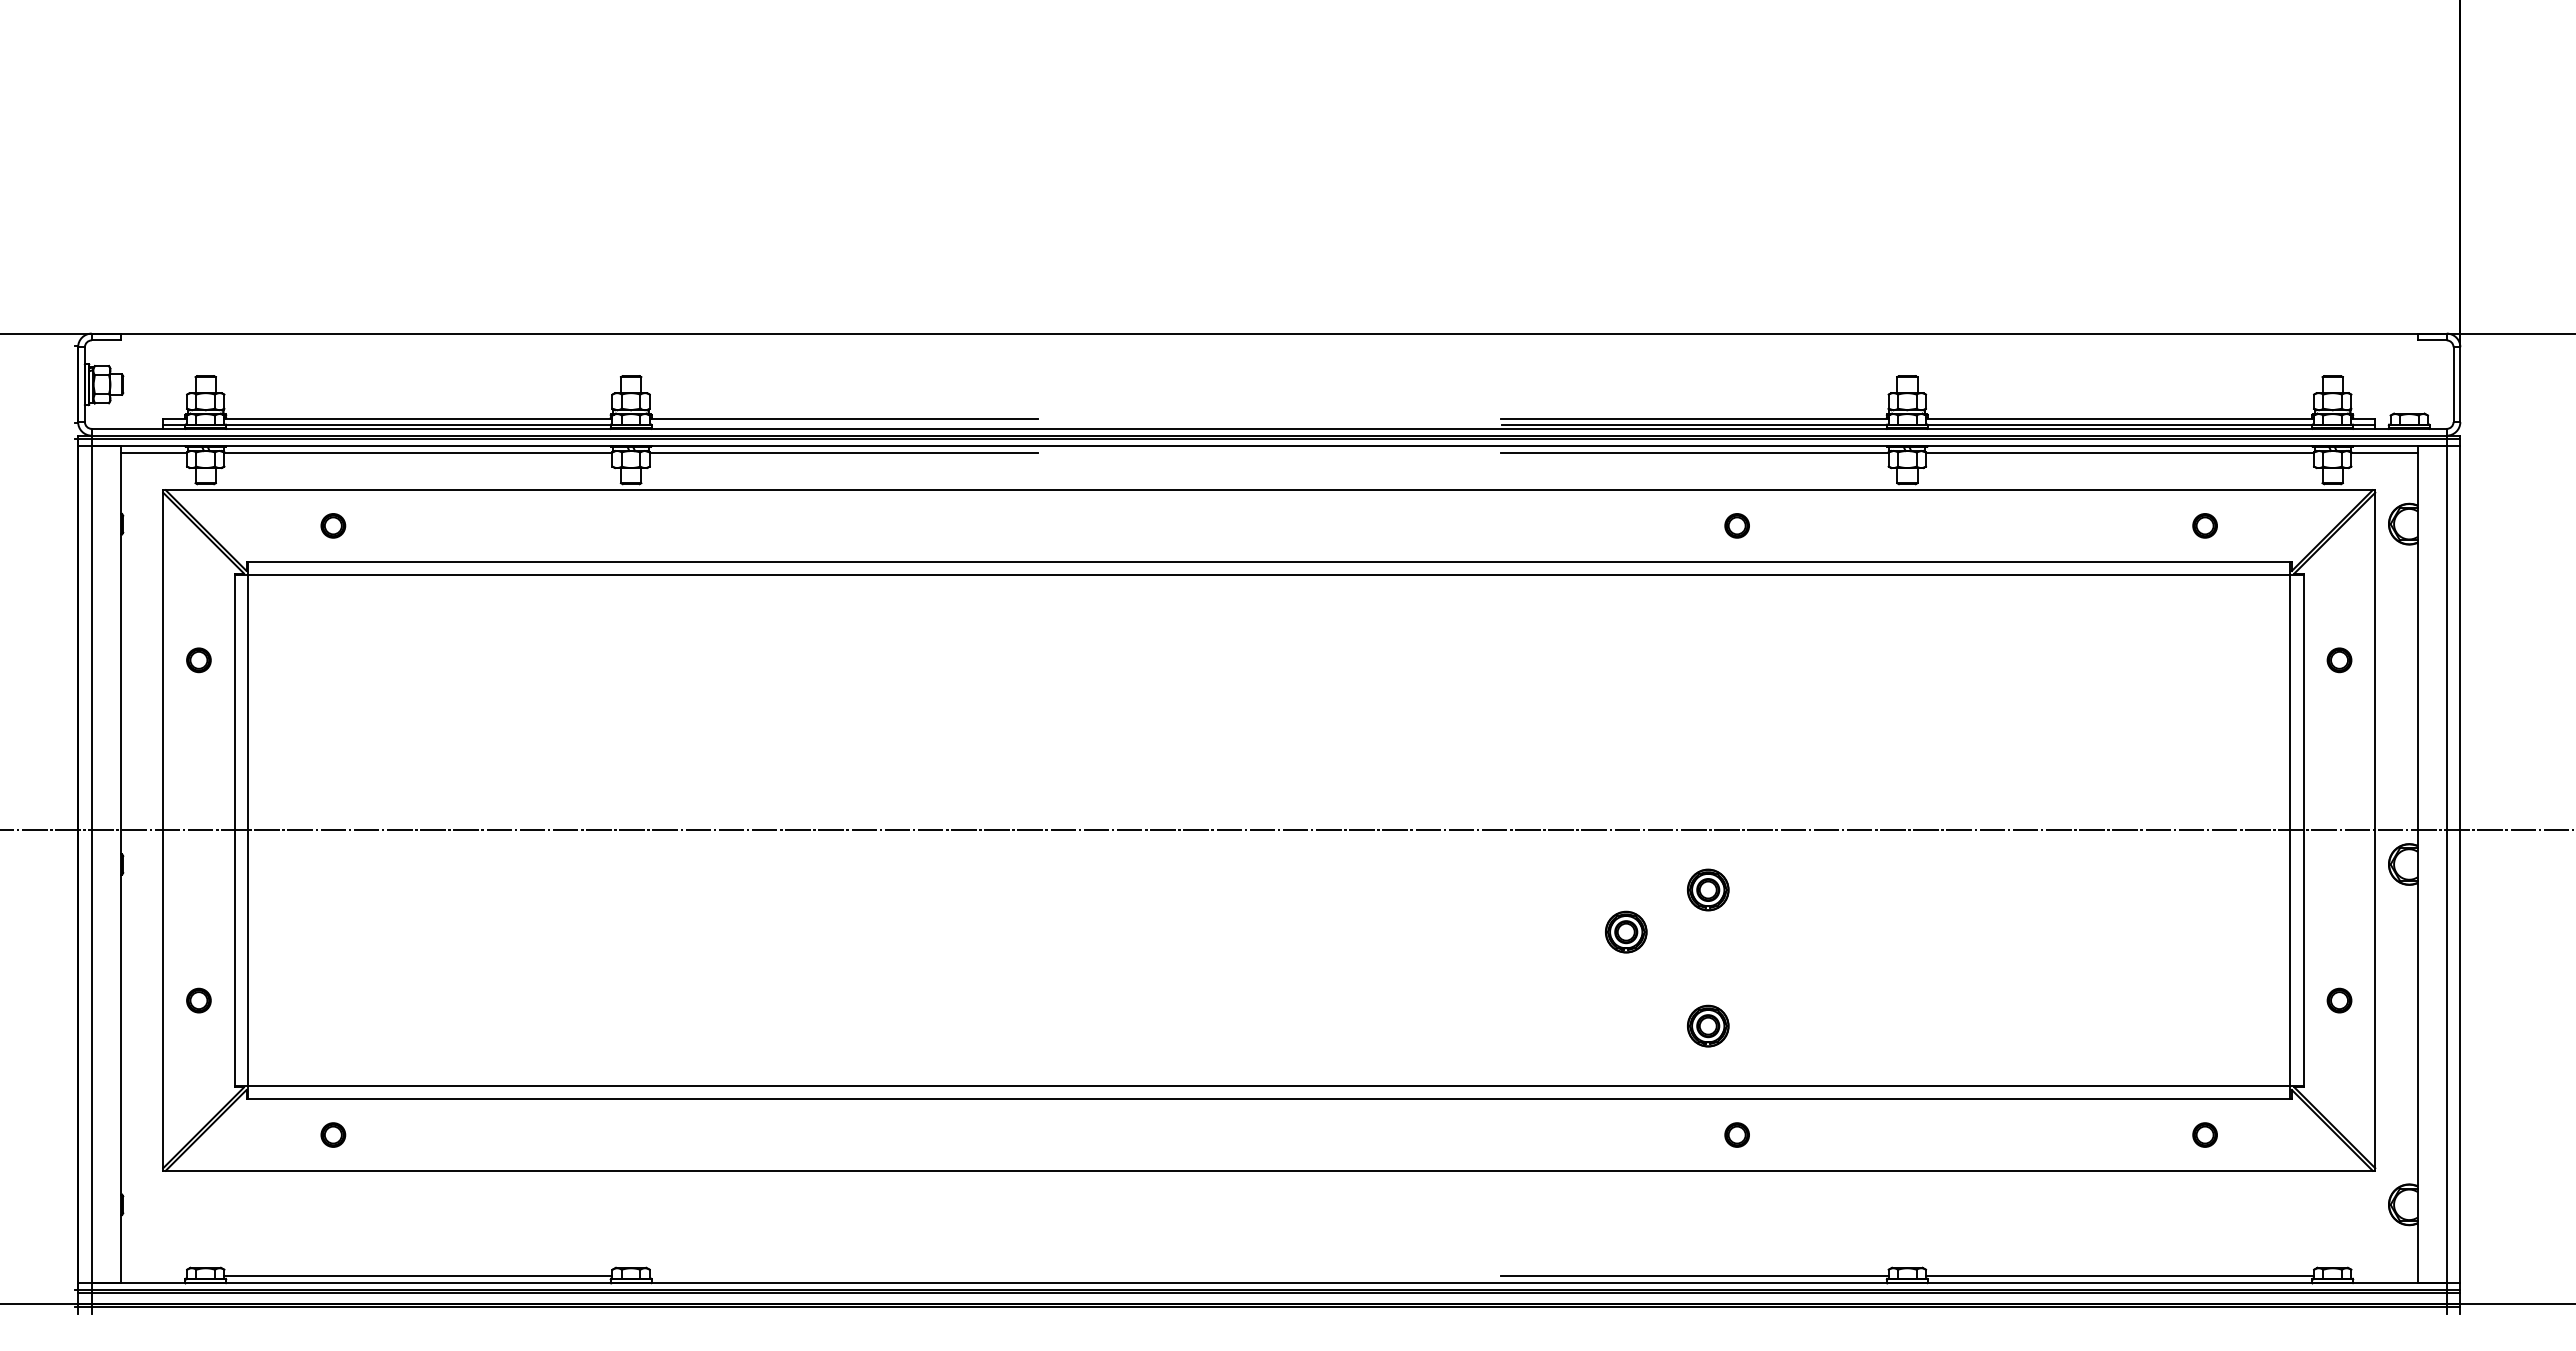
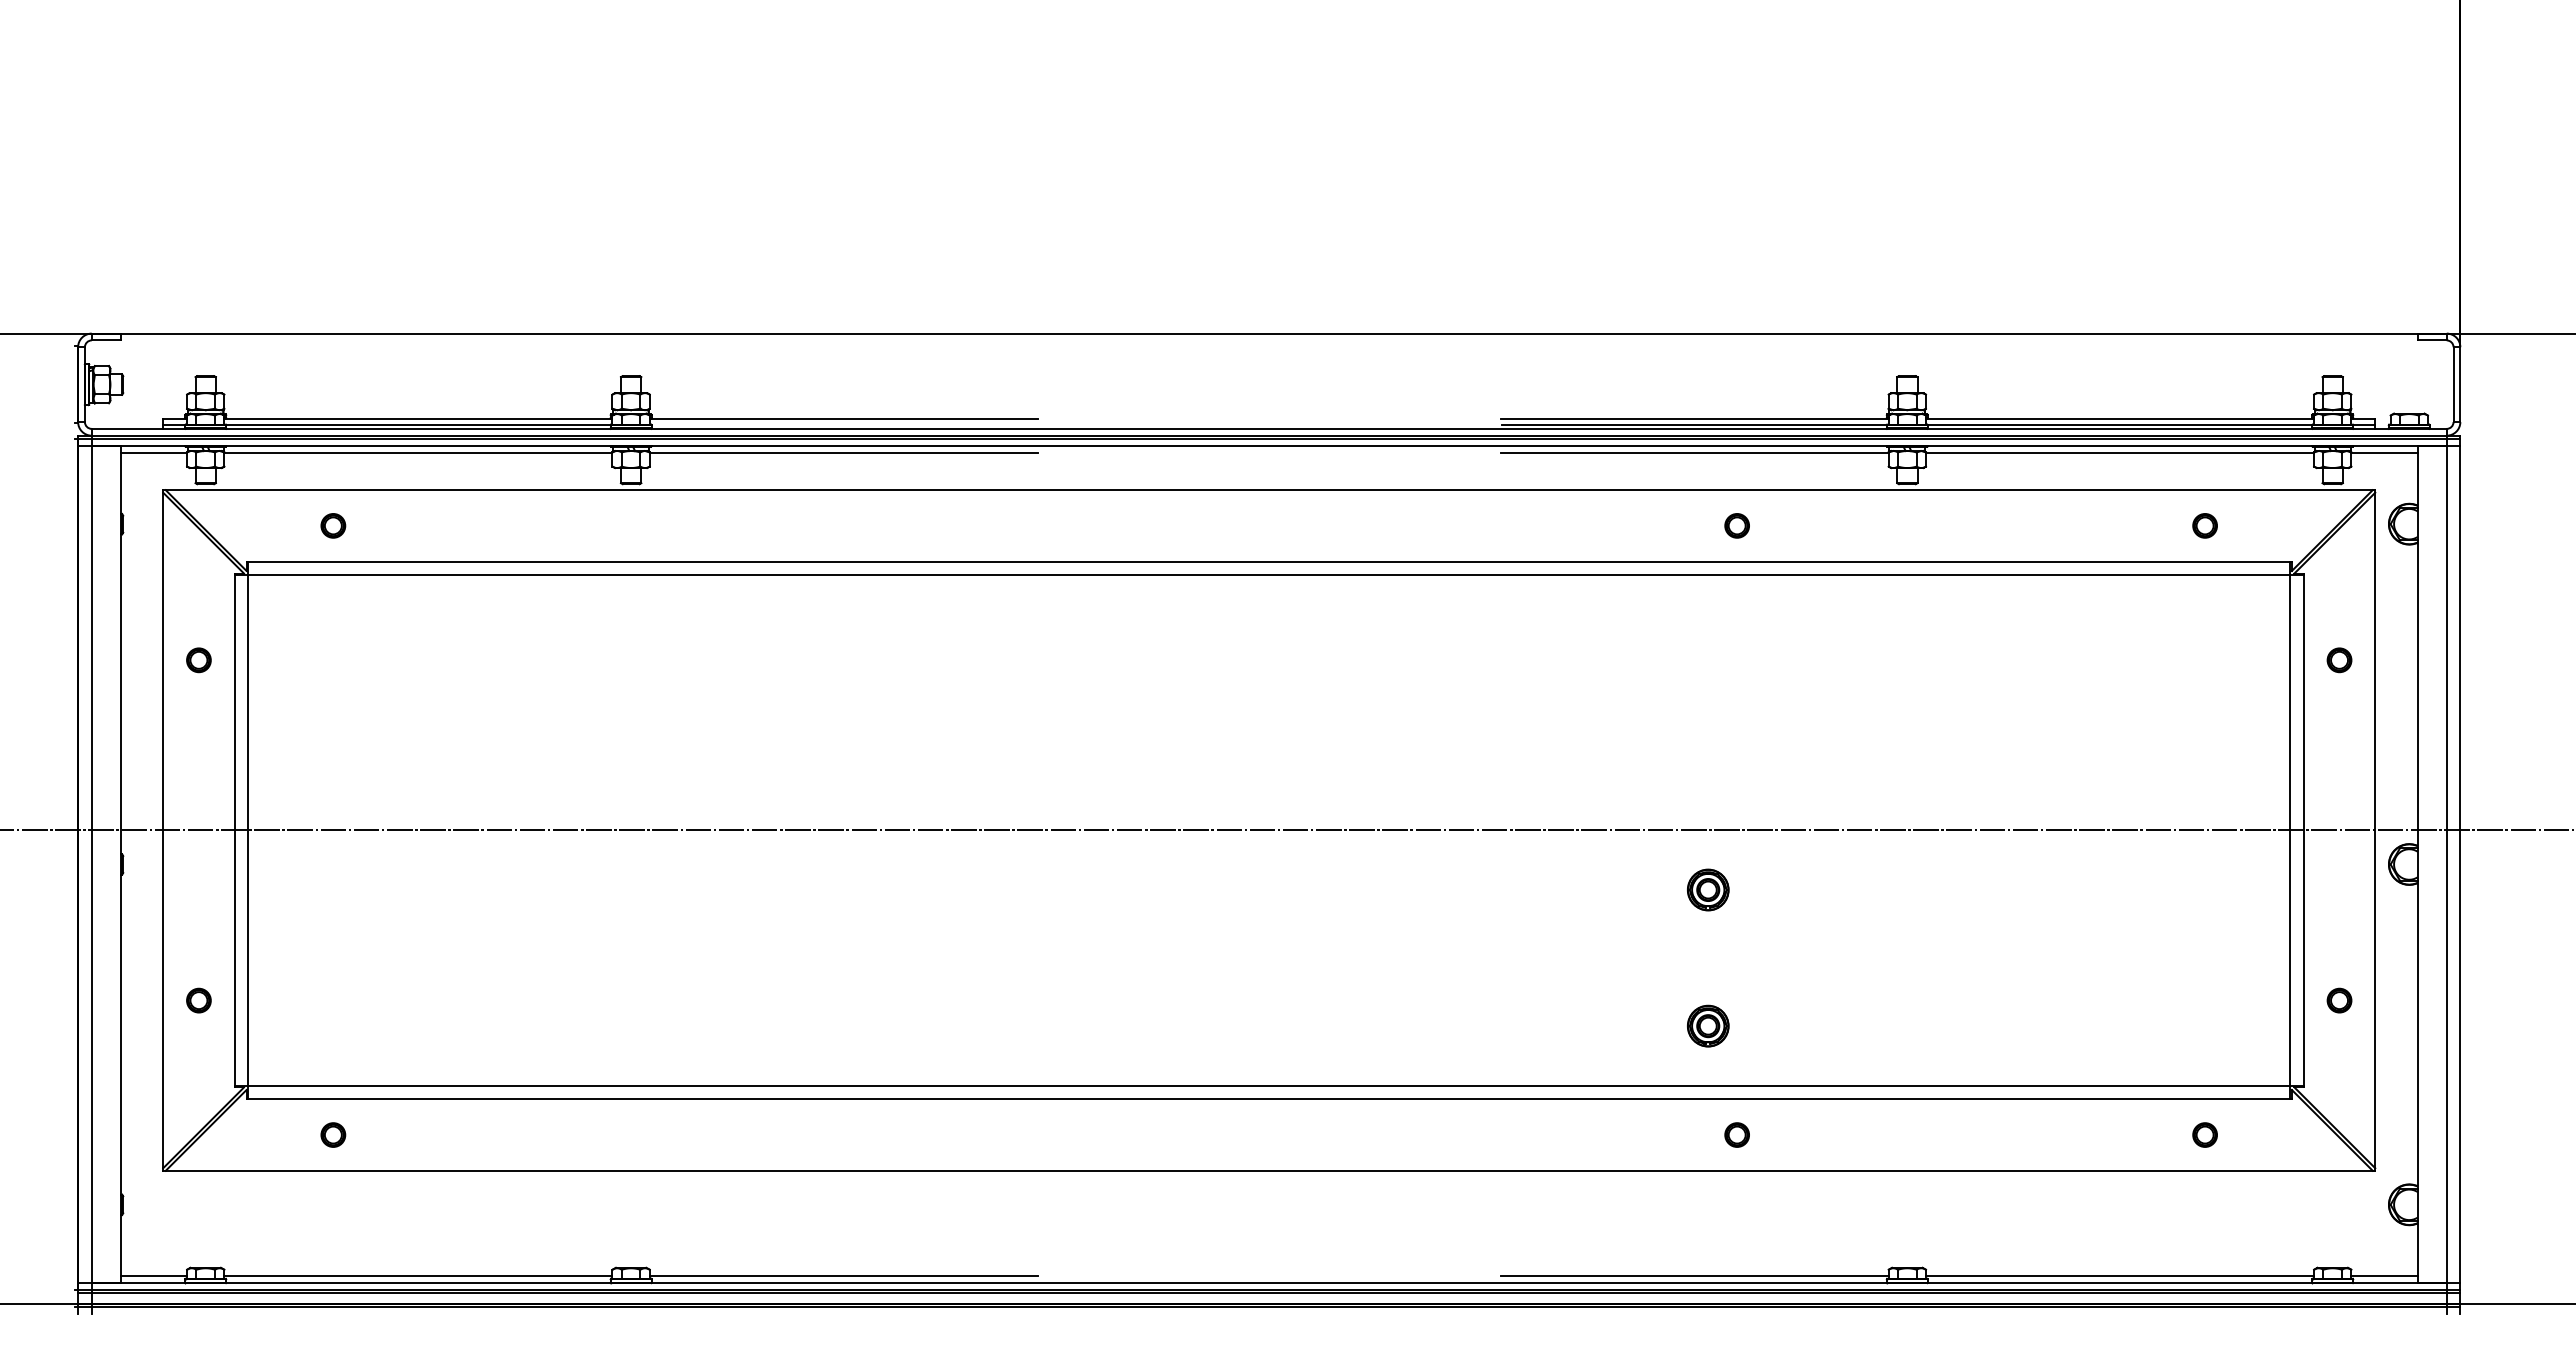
part: present -> none (1626, 931)
line: none -> present (153, 1276)
line: none -> present (843, 1276)
line: none -> present (2384, 1276)
